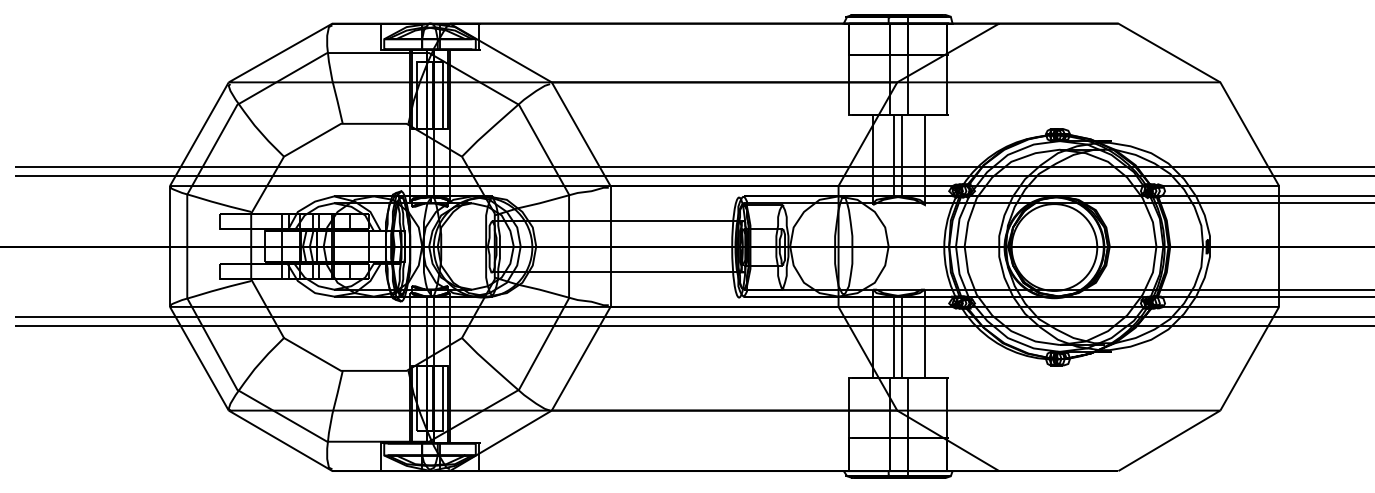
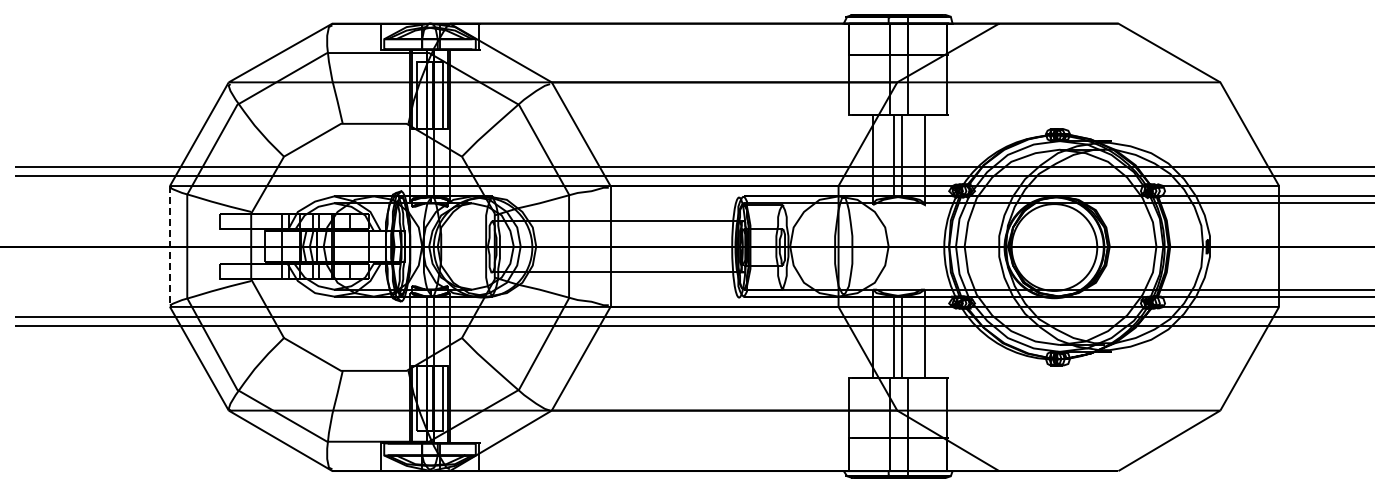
line: solid -> dashed (170, 246)
